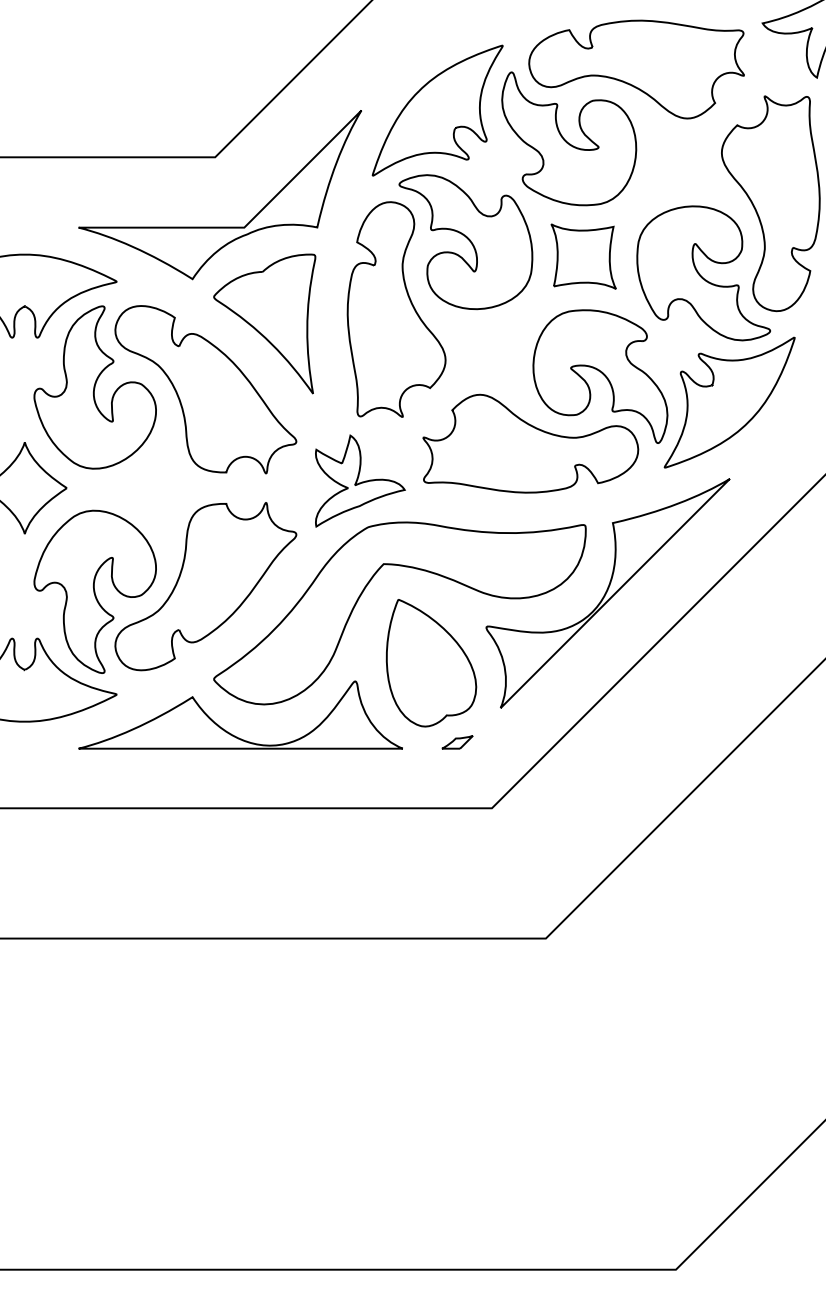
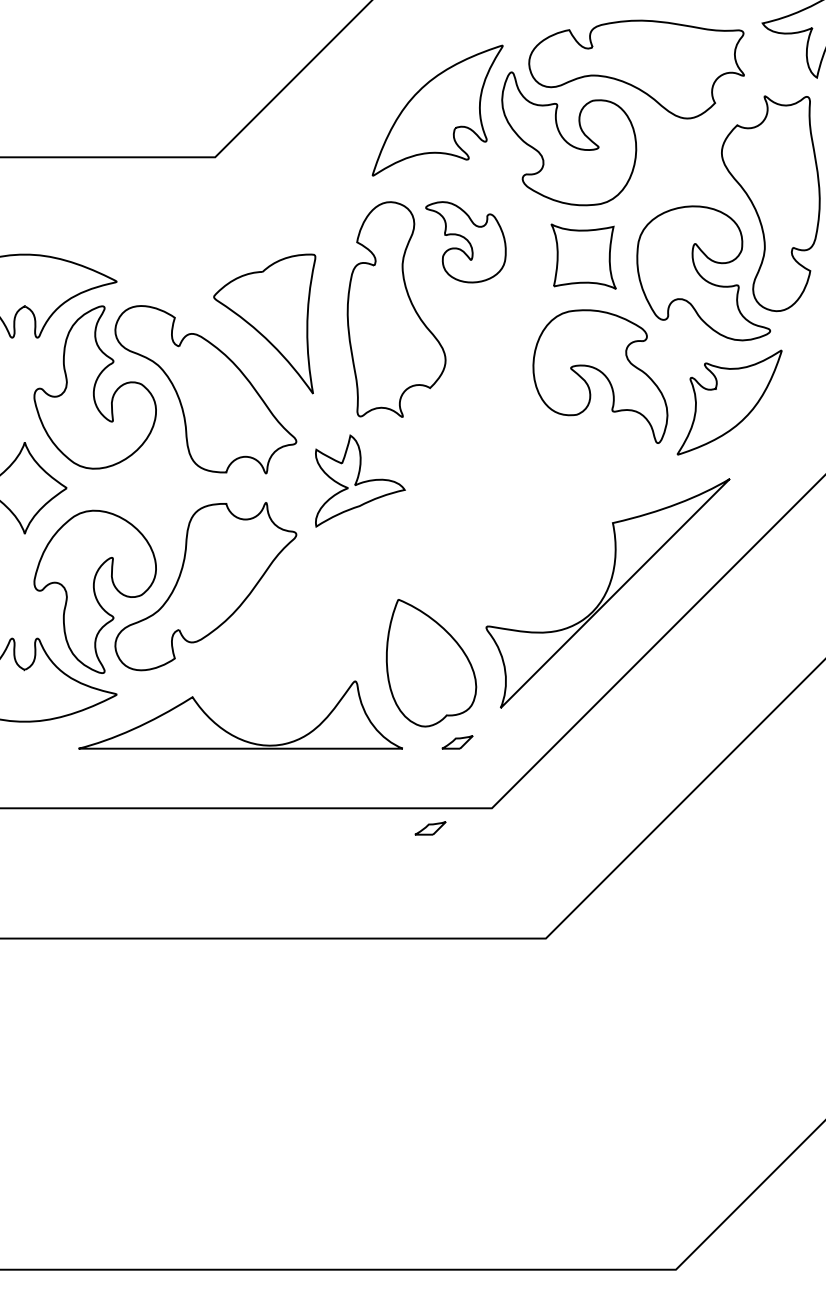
part: present -> none (219, 226)
part size: 136x137 px -> 82x83 px (465, 242)
part size: 133x133 px -> 107x107 px (729, 402)
part: present -> none (530, 443)
part: present -> none (362, 594)
part: none -> present (430, 828)
